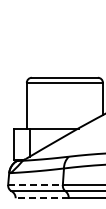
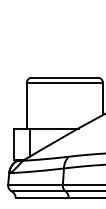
line: dashed -> solid (36, 185)
line: dashed -> solid (42, 198)
